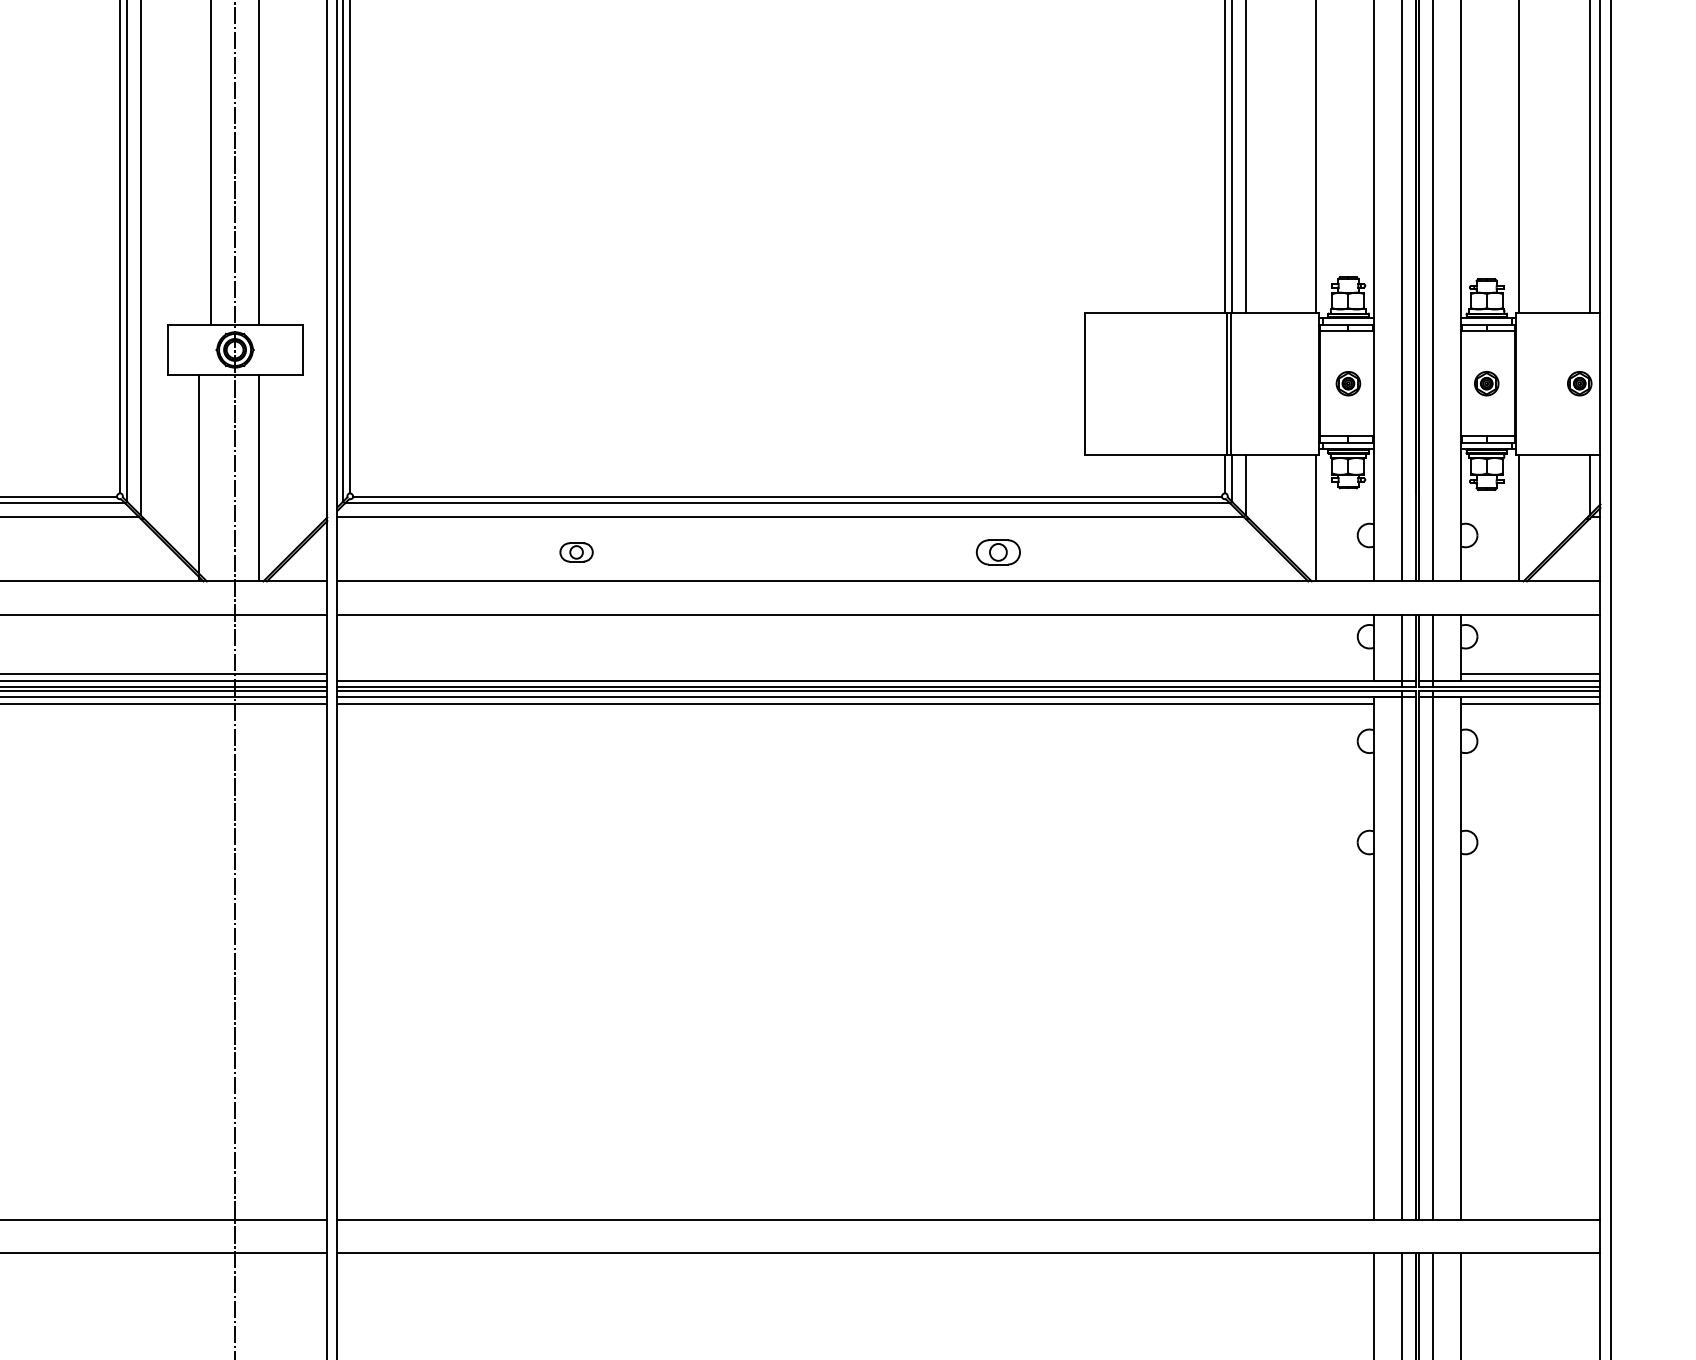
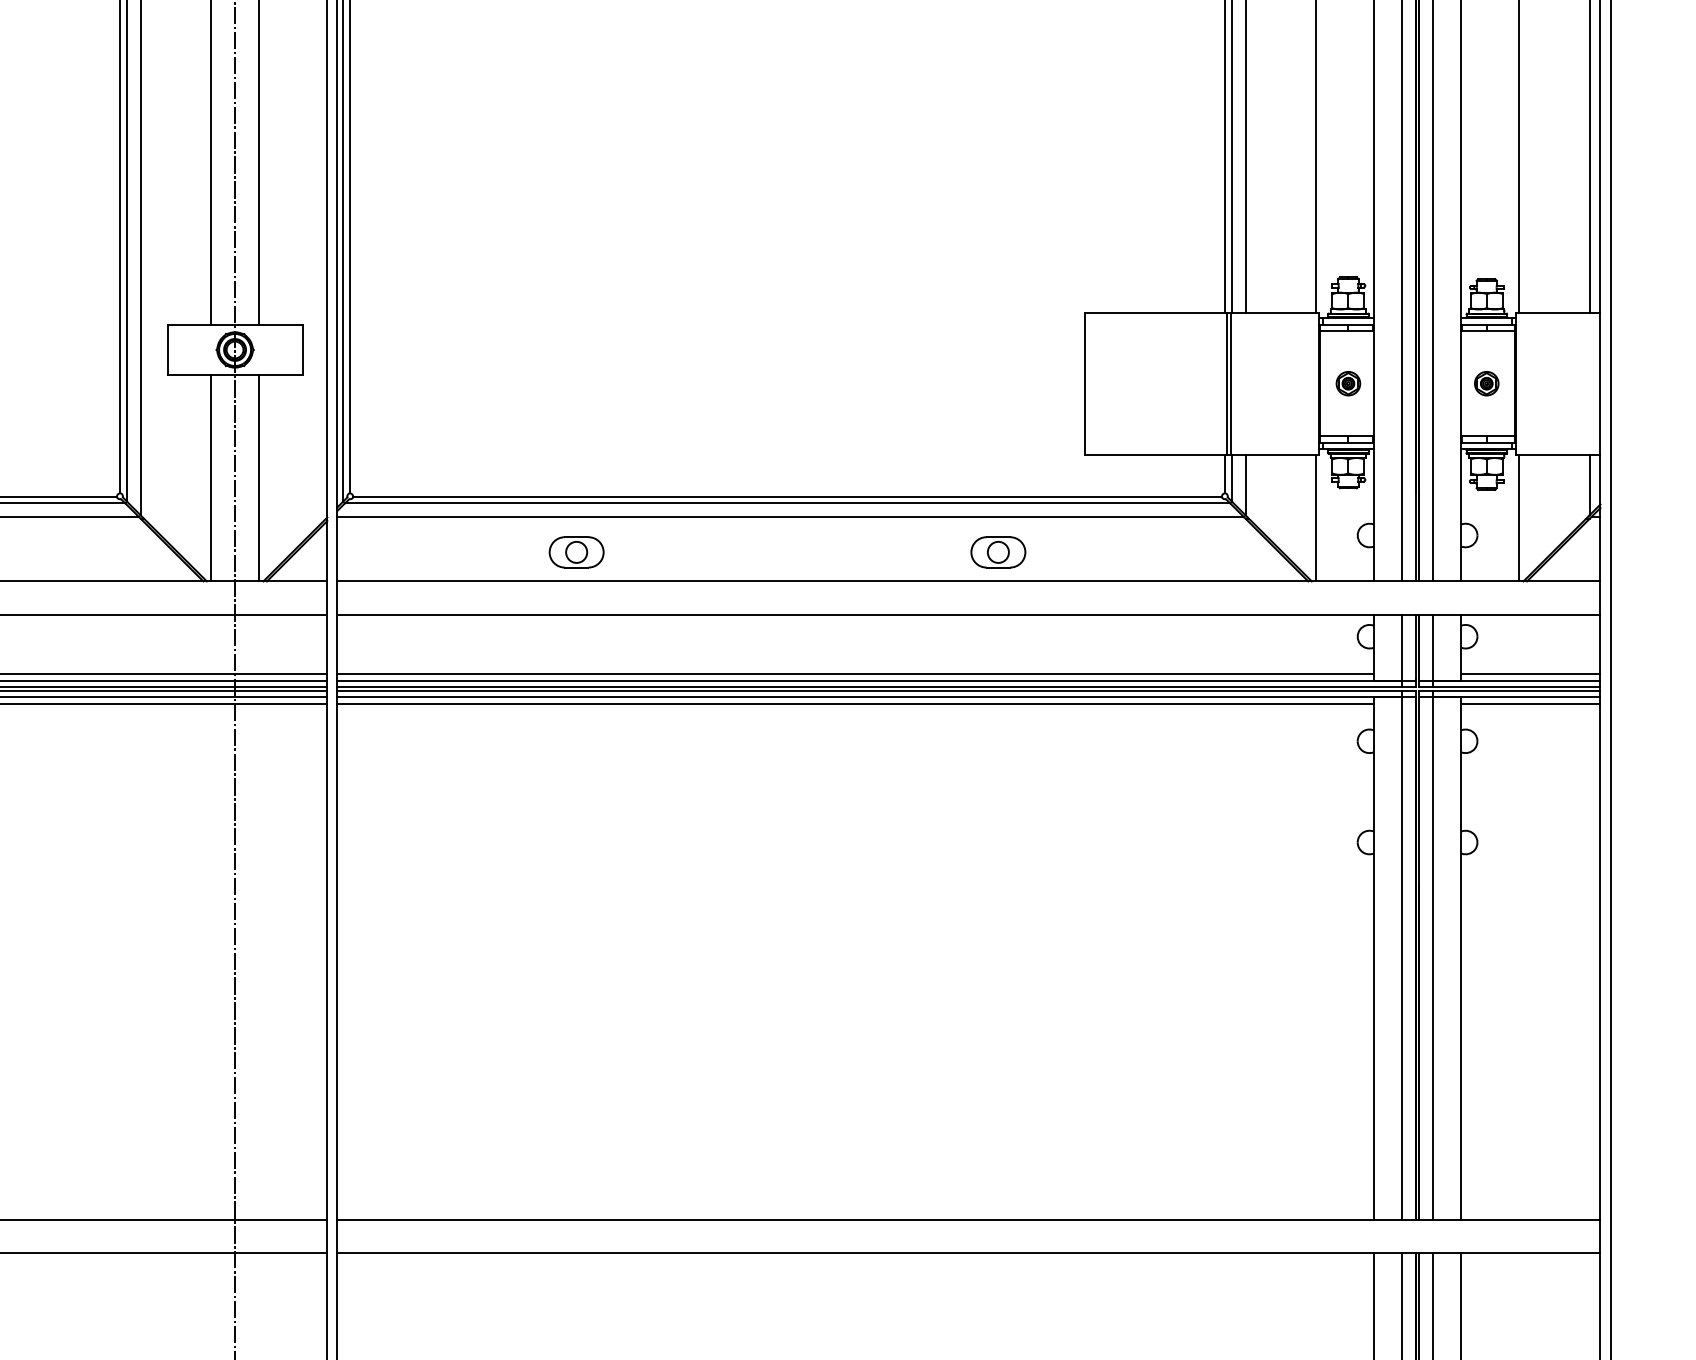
part: present -> none (1579, 383)
line position: (199, 478) -> (211, 478) (211, 478)
part size: 35x21 px -> 57x33 px (576, 552)
part size: 46x27 px -> 57x33 px (998, 552)
line: none -> present (855, 673)
